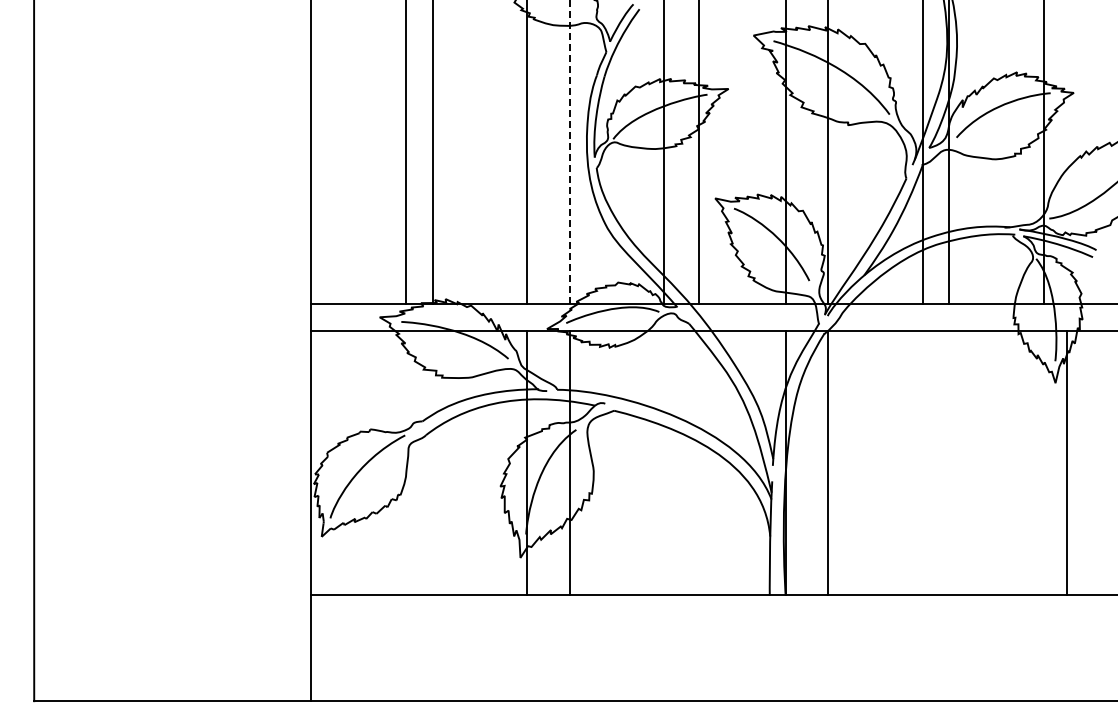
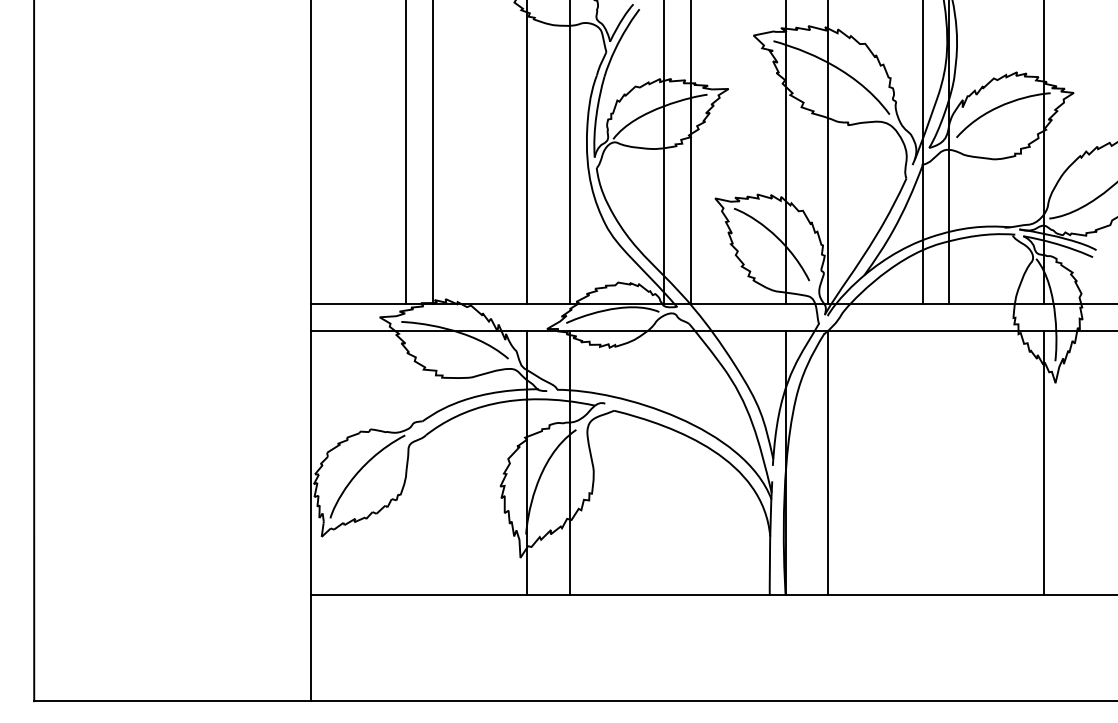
line: dashed -> solid (569, 152)
line position: (698, 153) -> (690, 153) (690, 153)
line position: (1066, 462) -> (1043, 462) (1043, 462)
